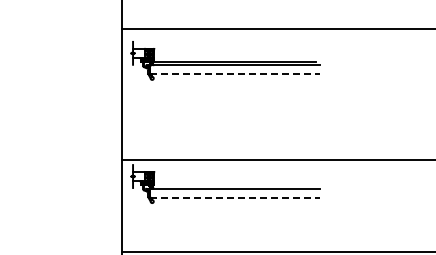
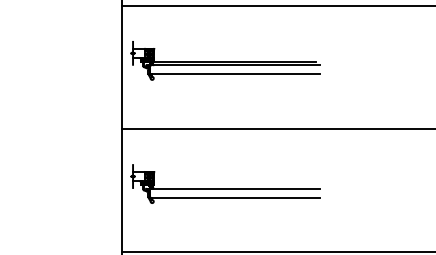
line position: (277, 28) -> (277, 5) (277, 5)
line: dashed -> solid (234, 74)
line position: (277, 159) -> (277, 128) (277, 128)
line: dashed -> solid (234, 197)
